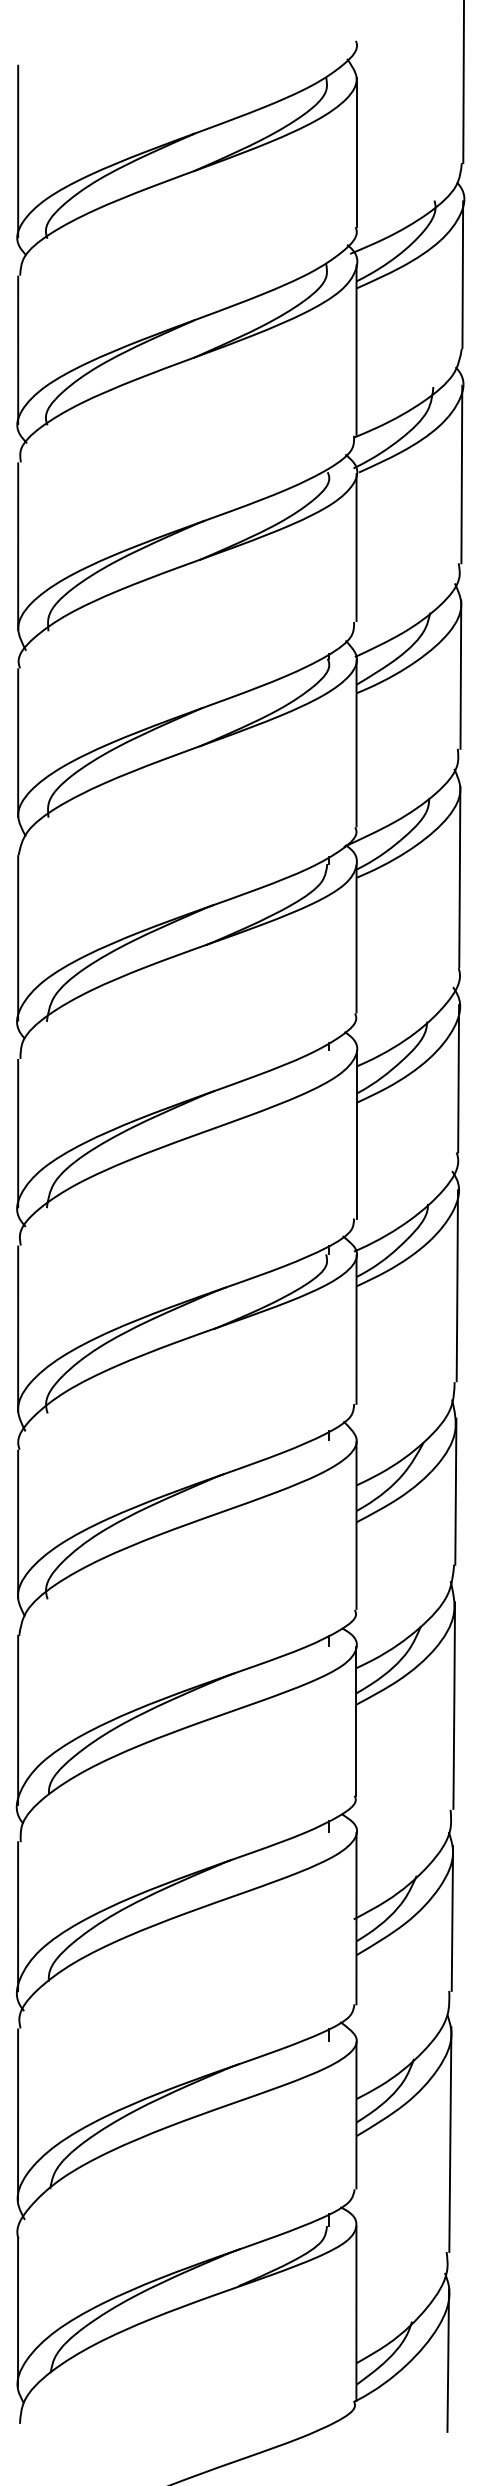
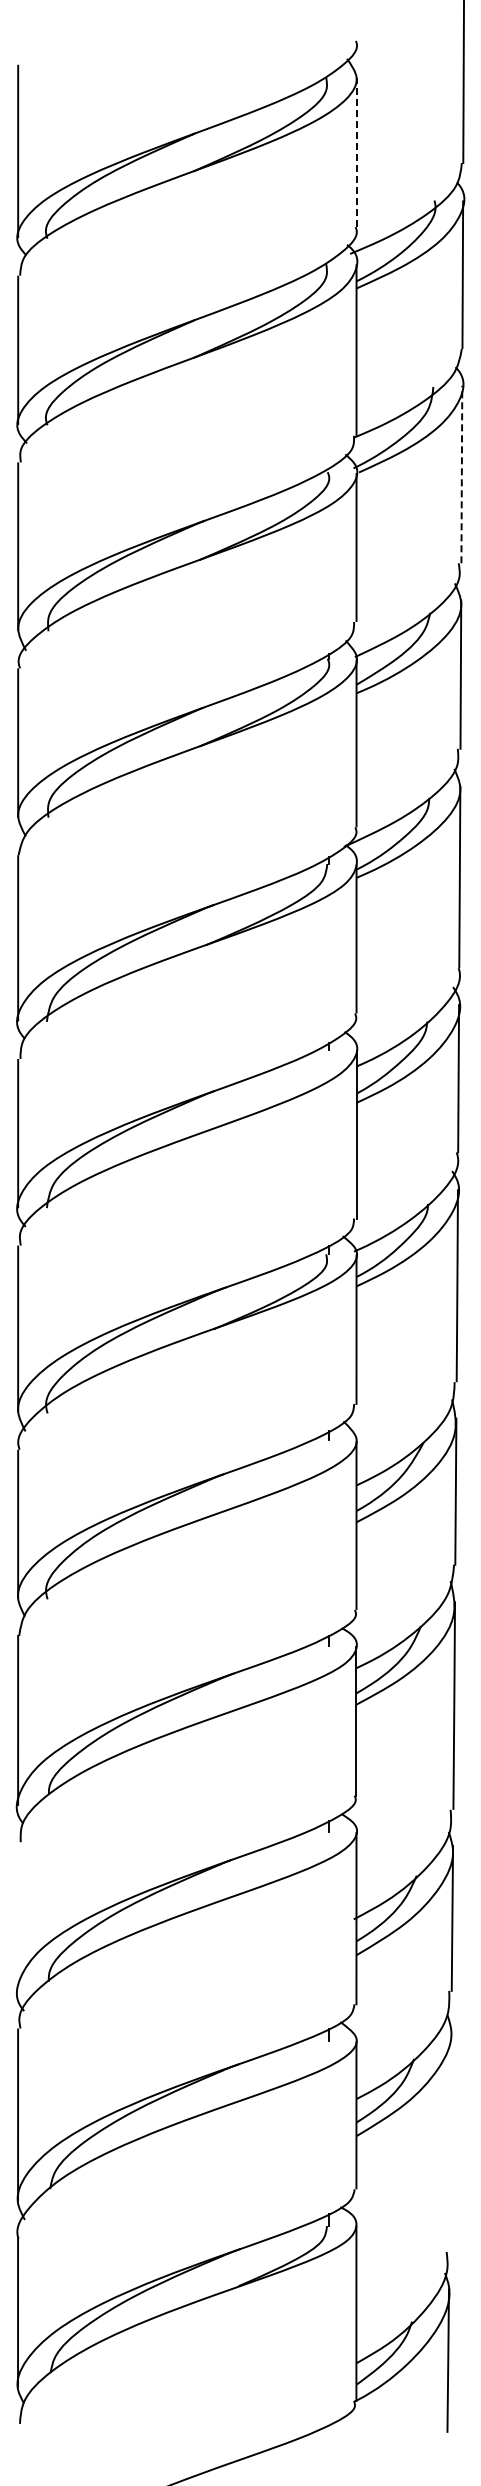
line: solid -> dashed (356, 152)
line: solid -> dashed (461, 474)
line: present -> none (18, 1916)
line: present -> none (450, 2139)
